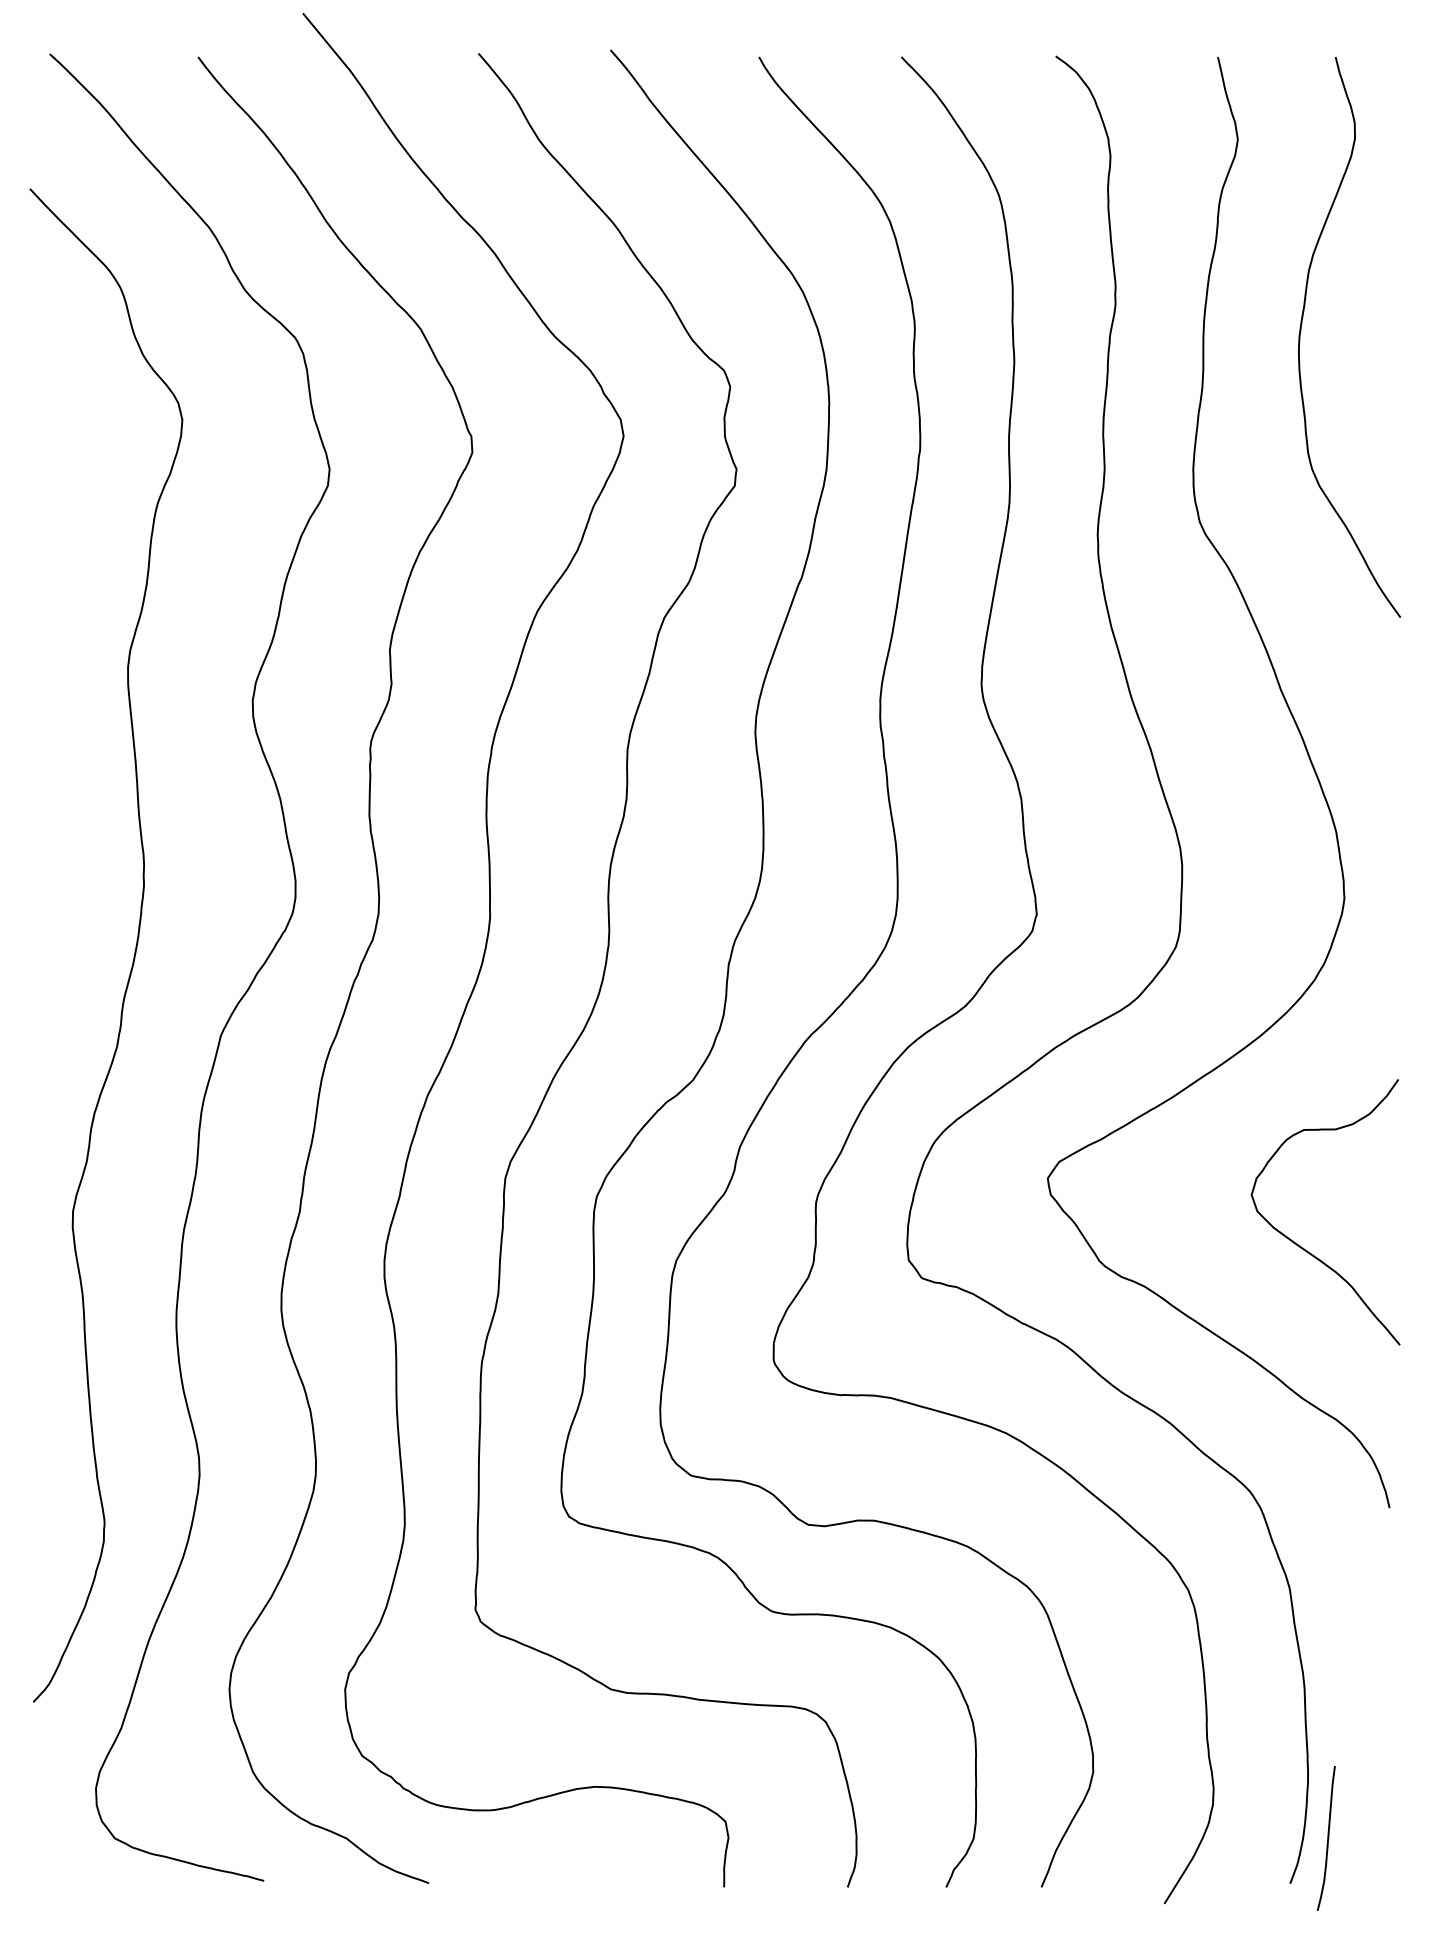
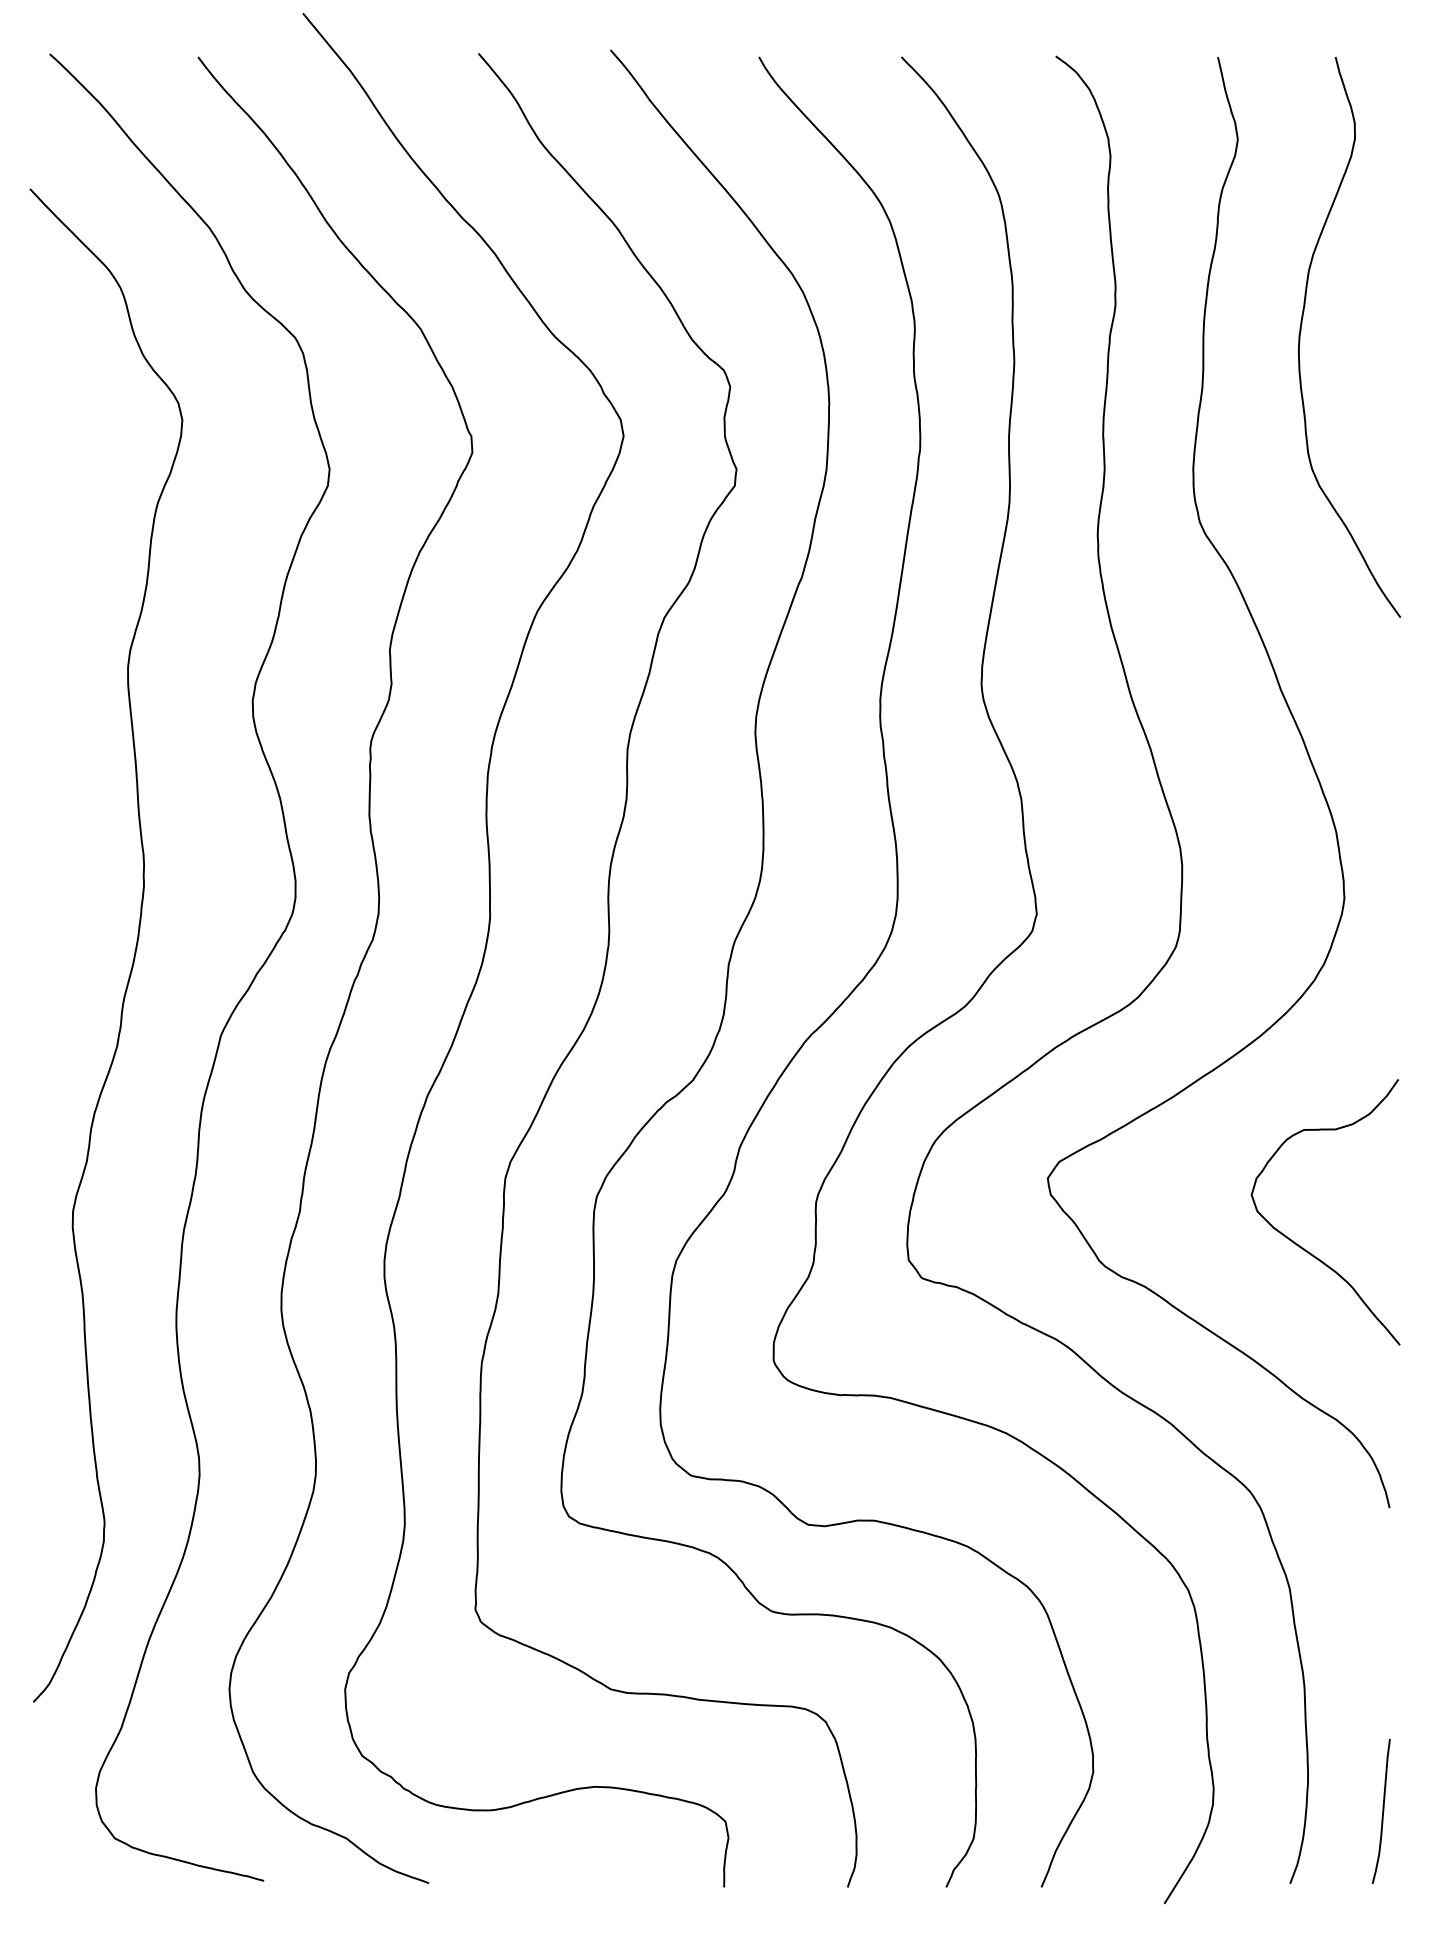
curve position: (1327, 1838) -> (1382, 1811) (1382, 1811)
